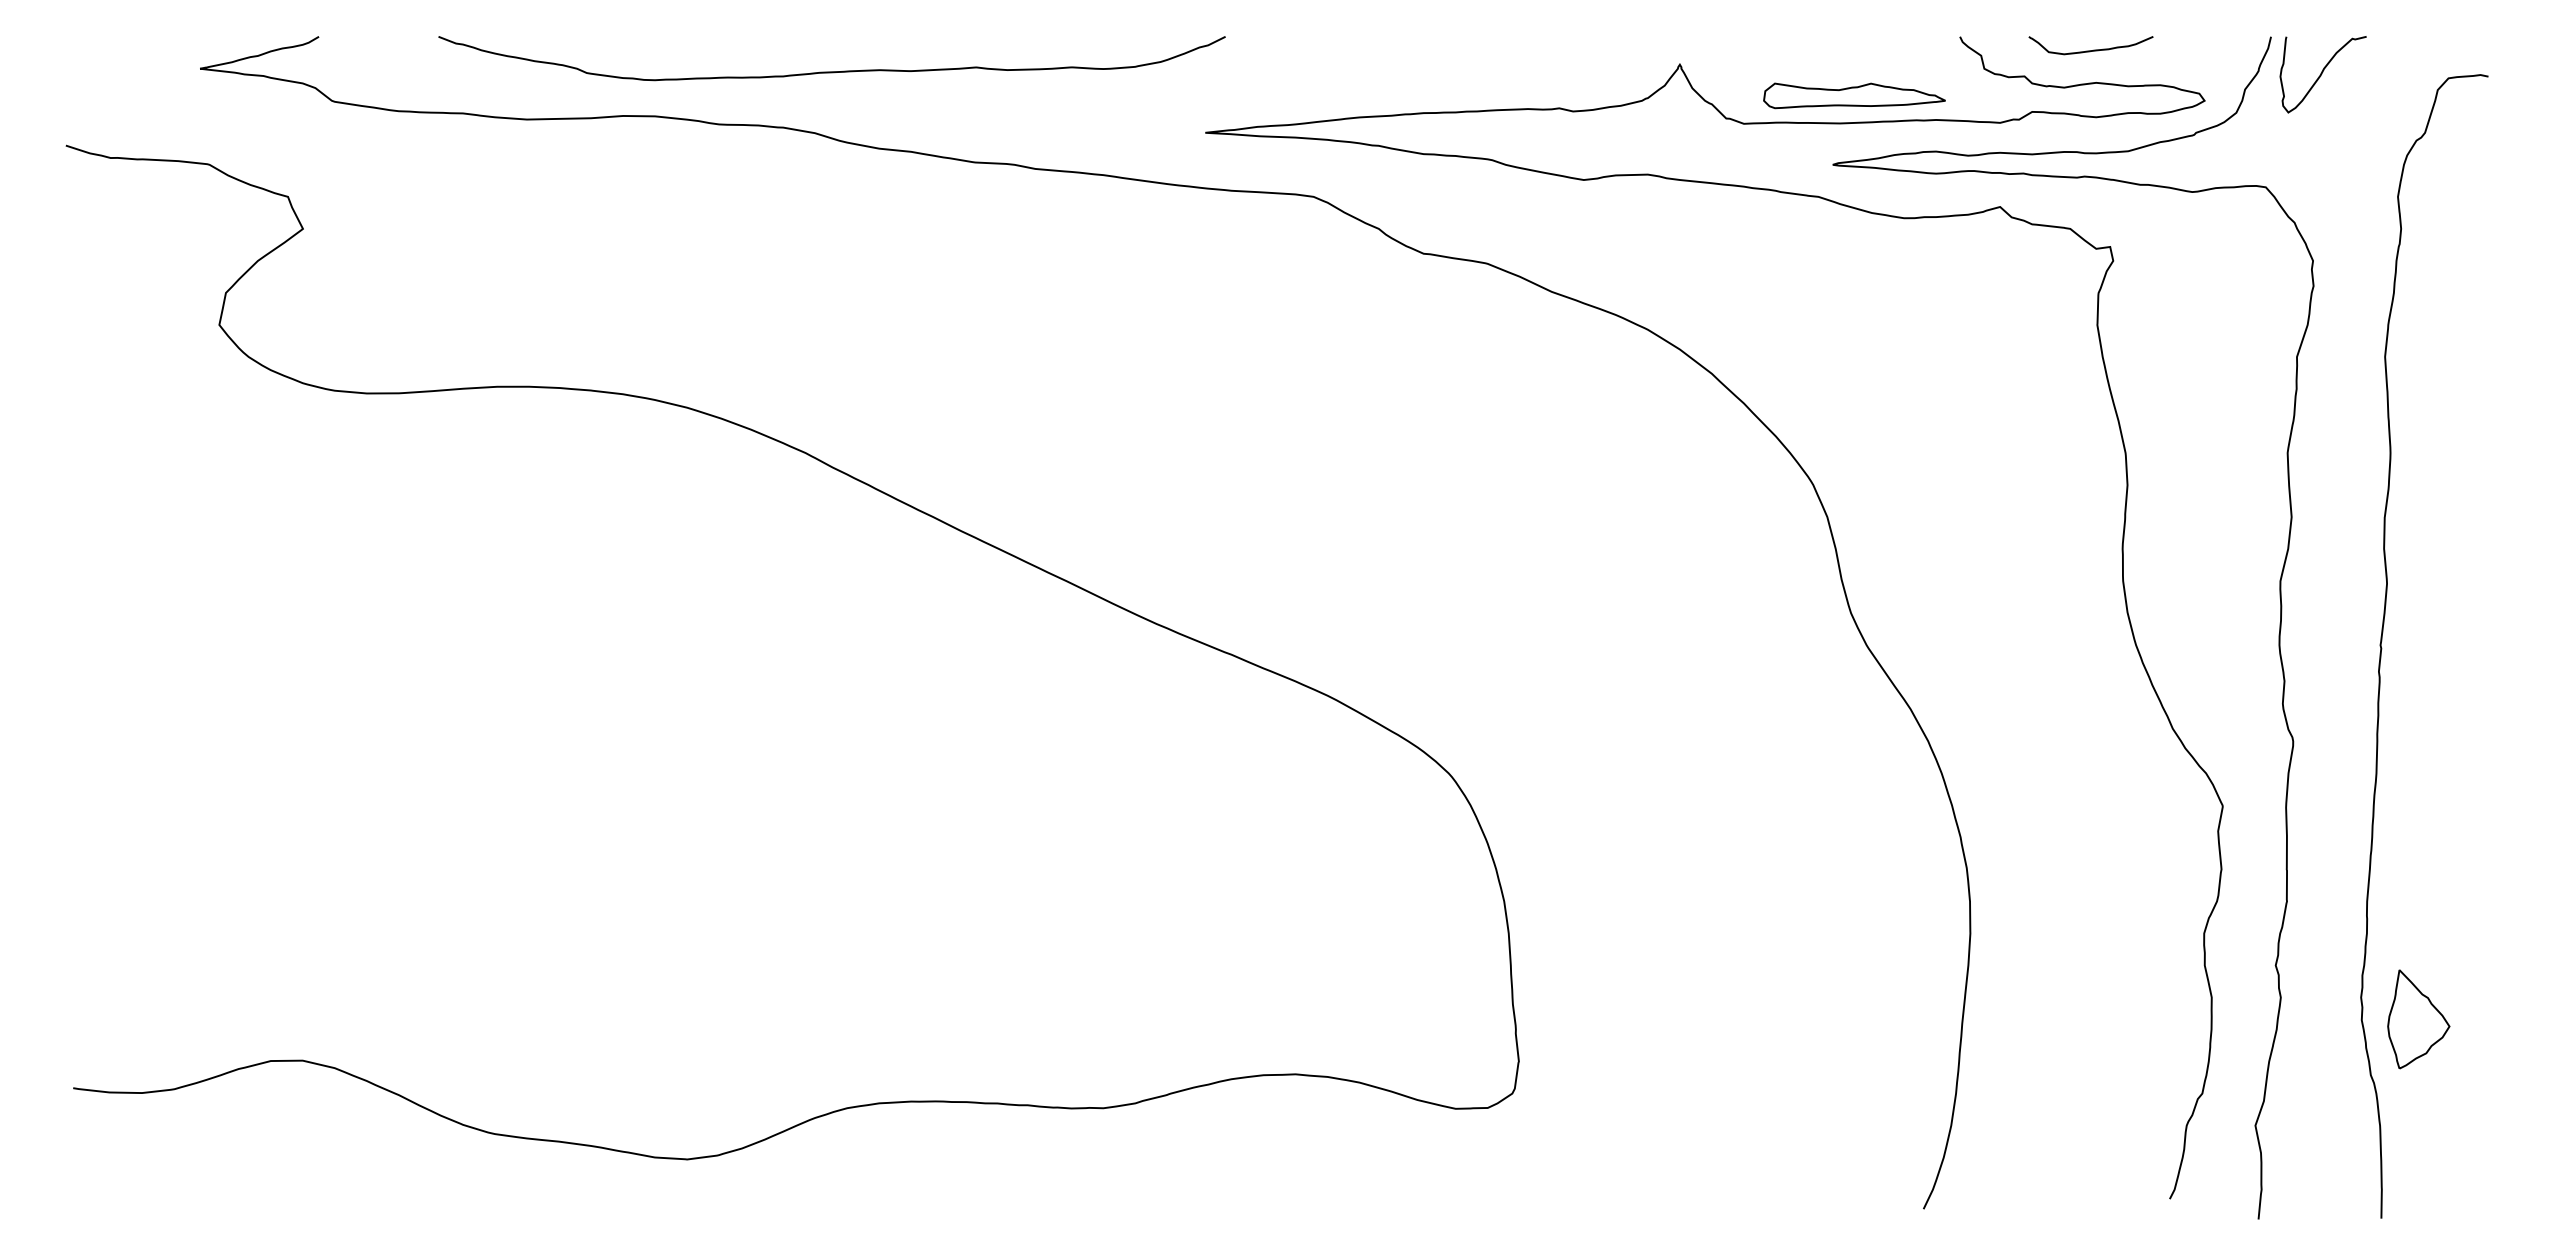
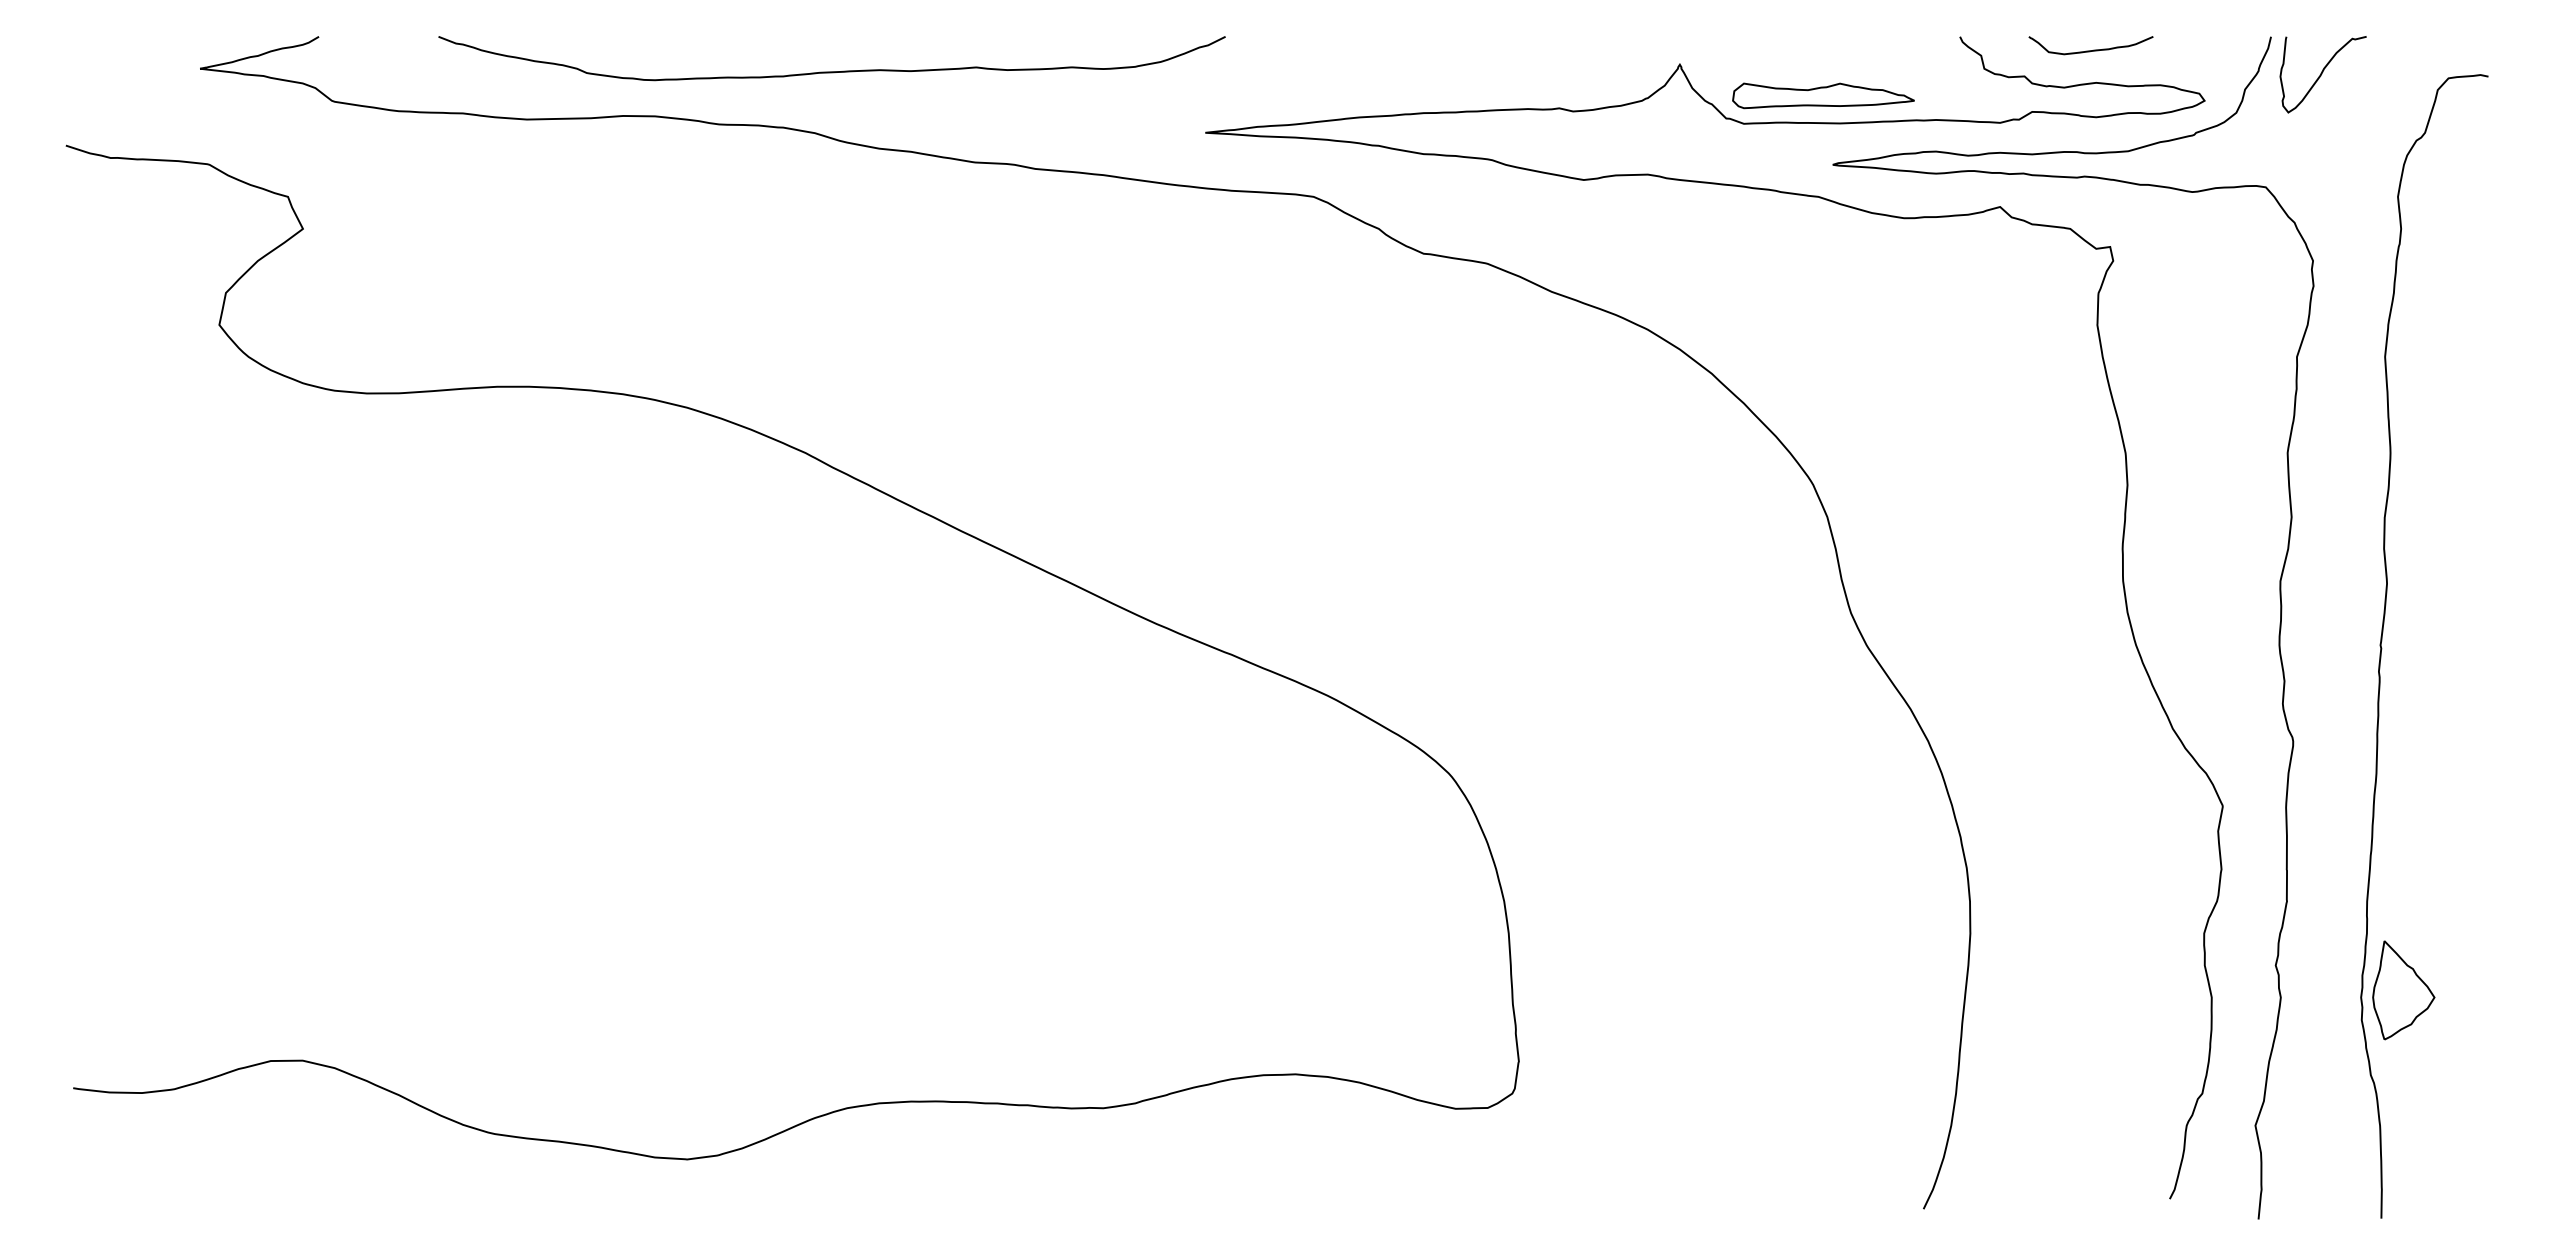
part position: (1854, 95) -> (1823, 95) (1823, 95)
part position: (2418, 1019) -> (2403, 990) (2403, 990)
